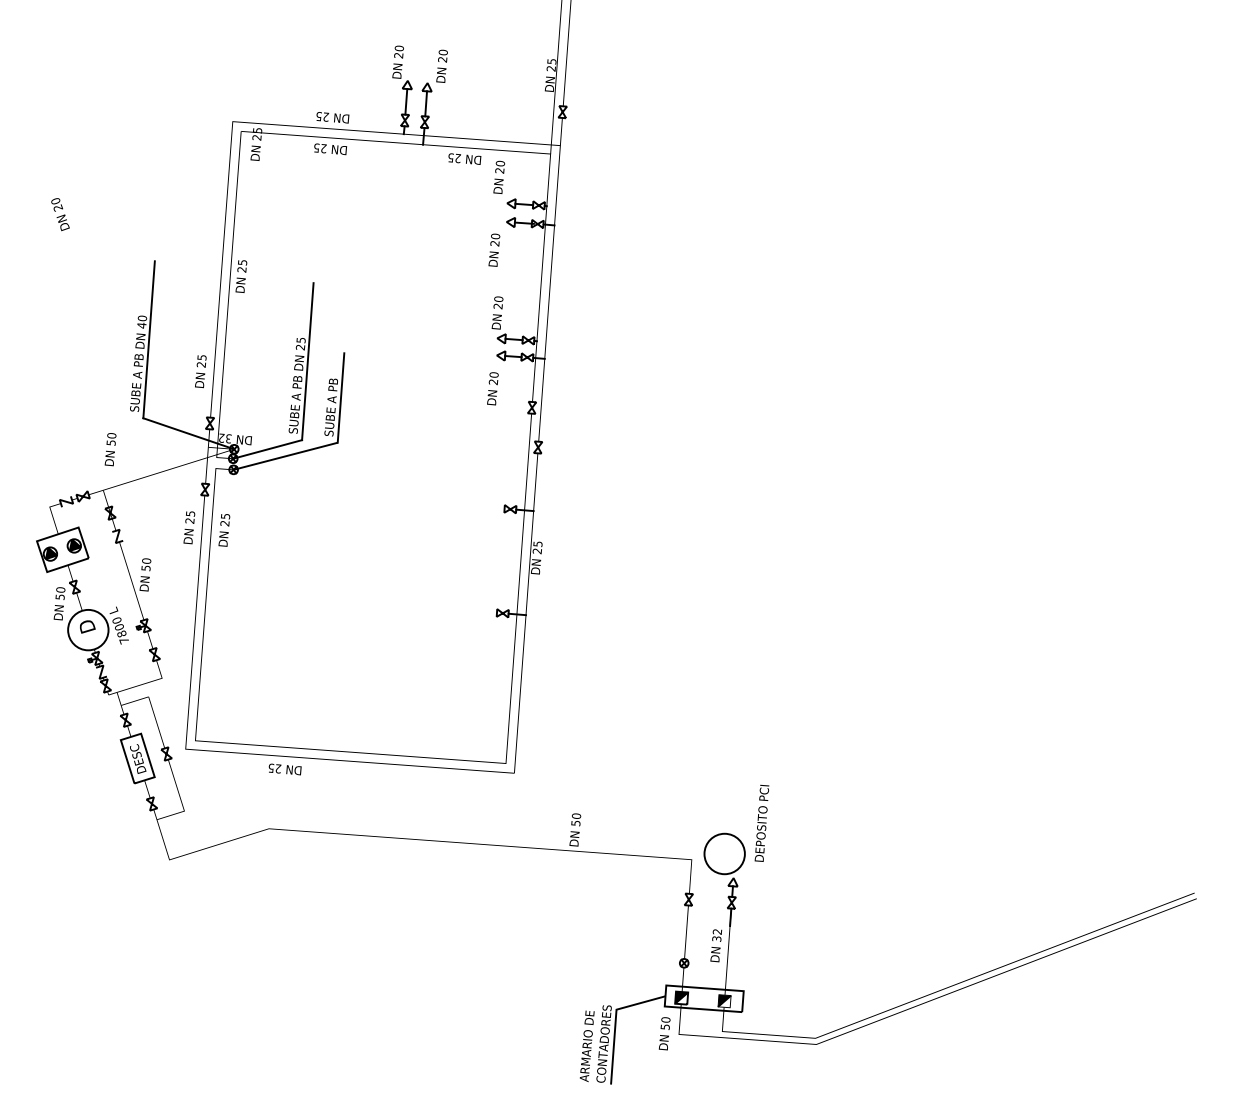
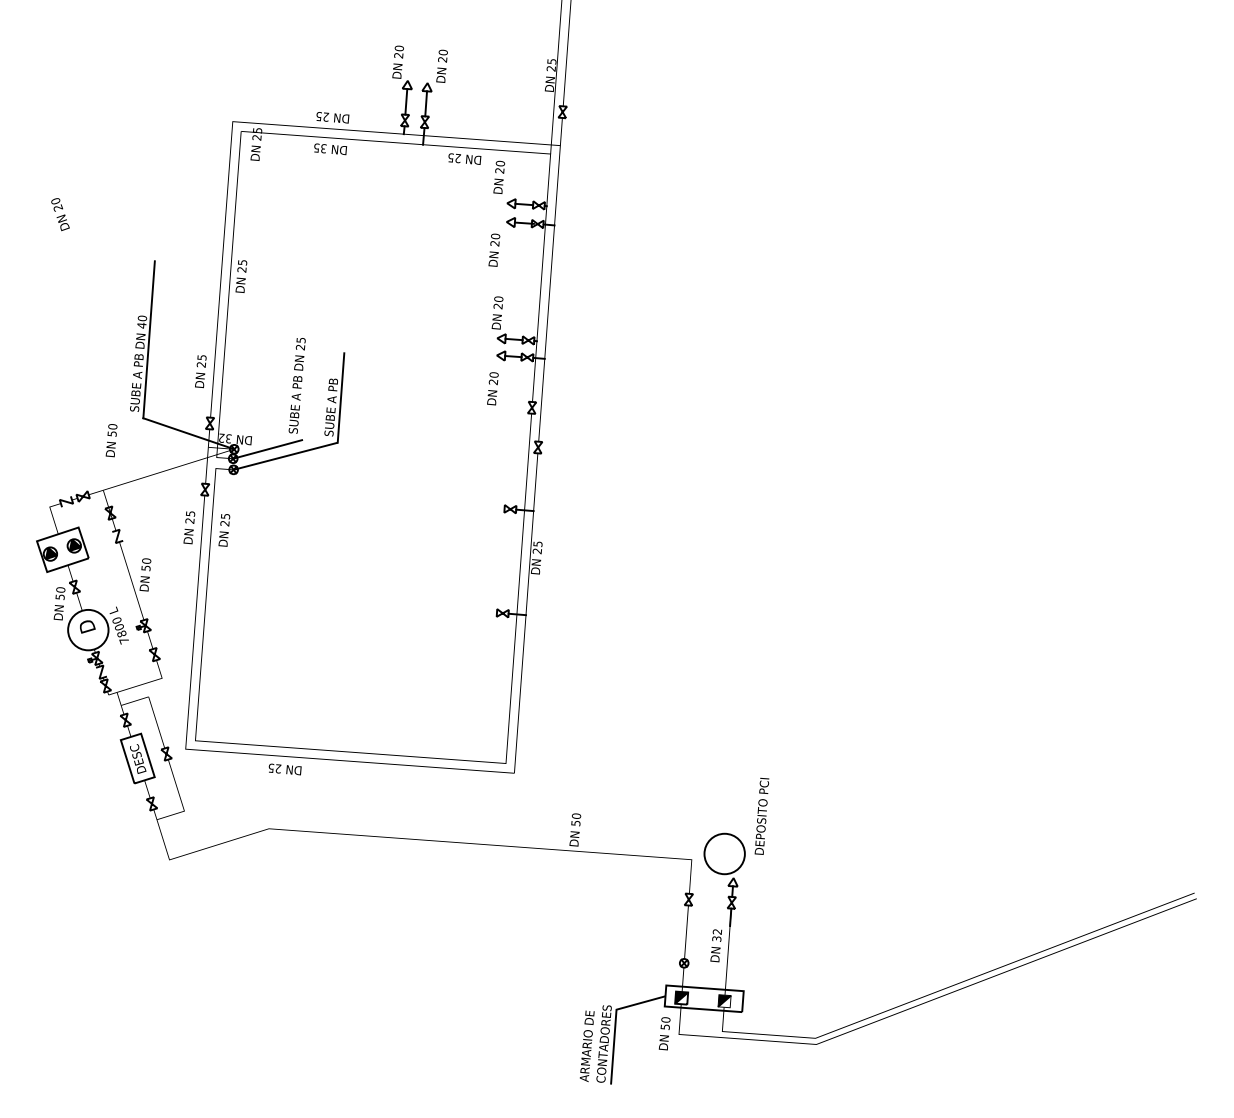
text: 25 -> 35 (323, 148)
line: present -> none (307, 361)
text position: (110, 449) -> (111, 440) (111, 440)
text position: (761, 822) -> (761, 815) (761, 815)
